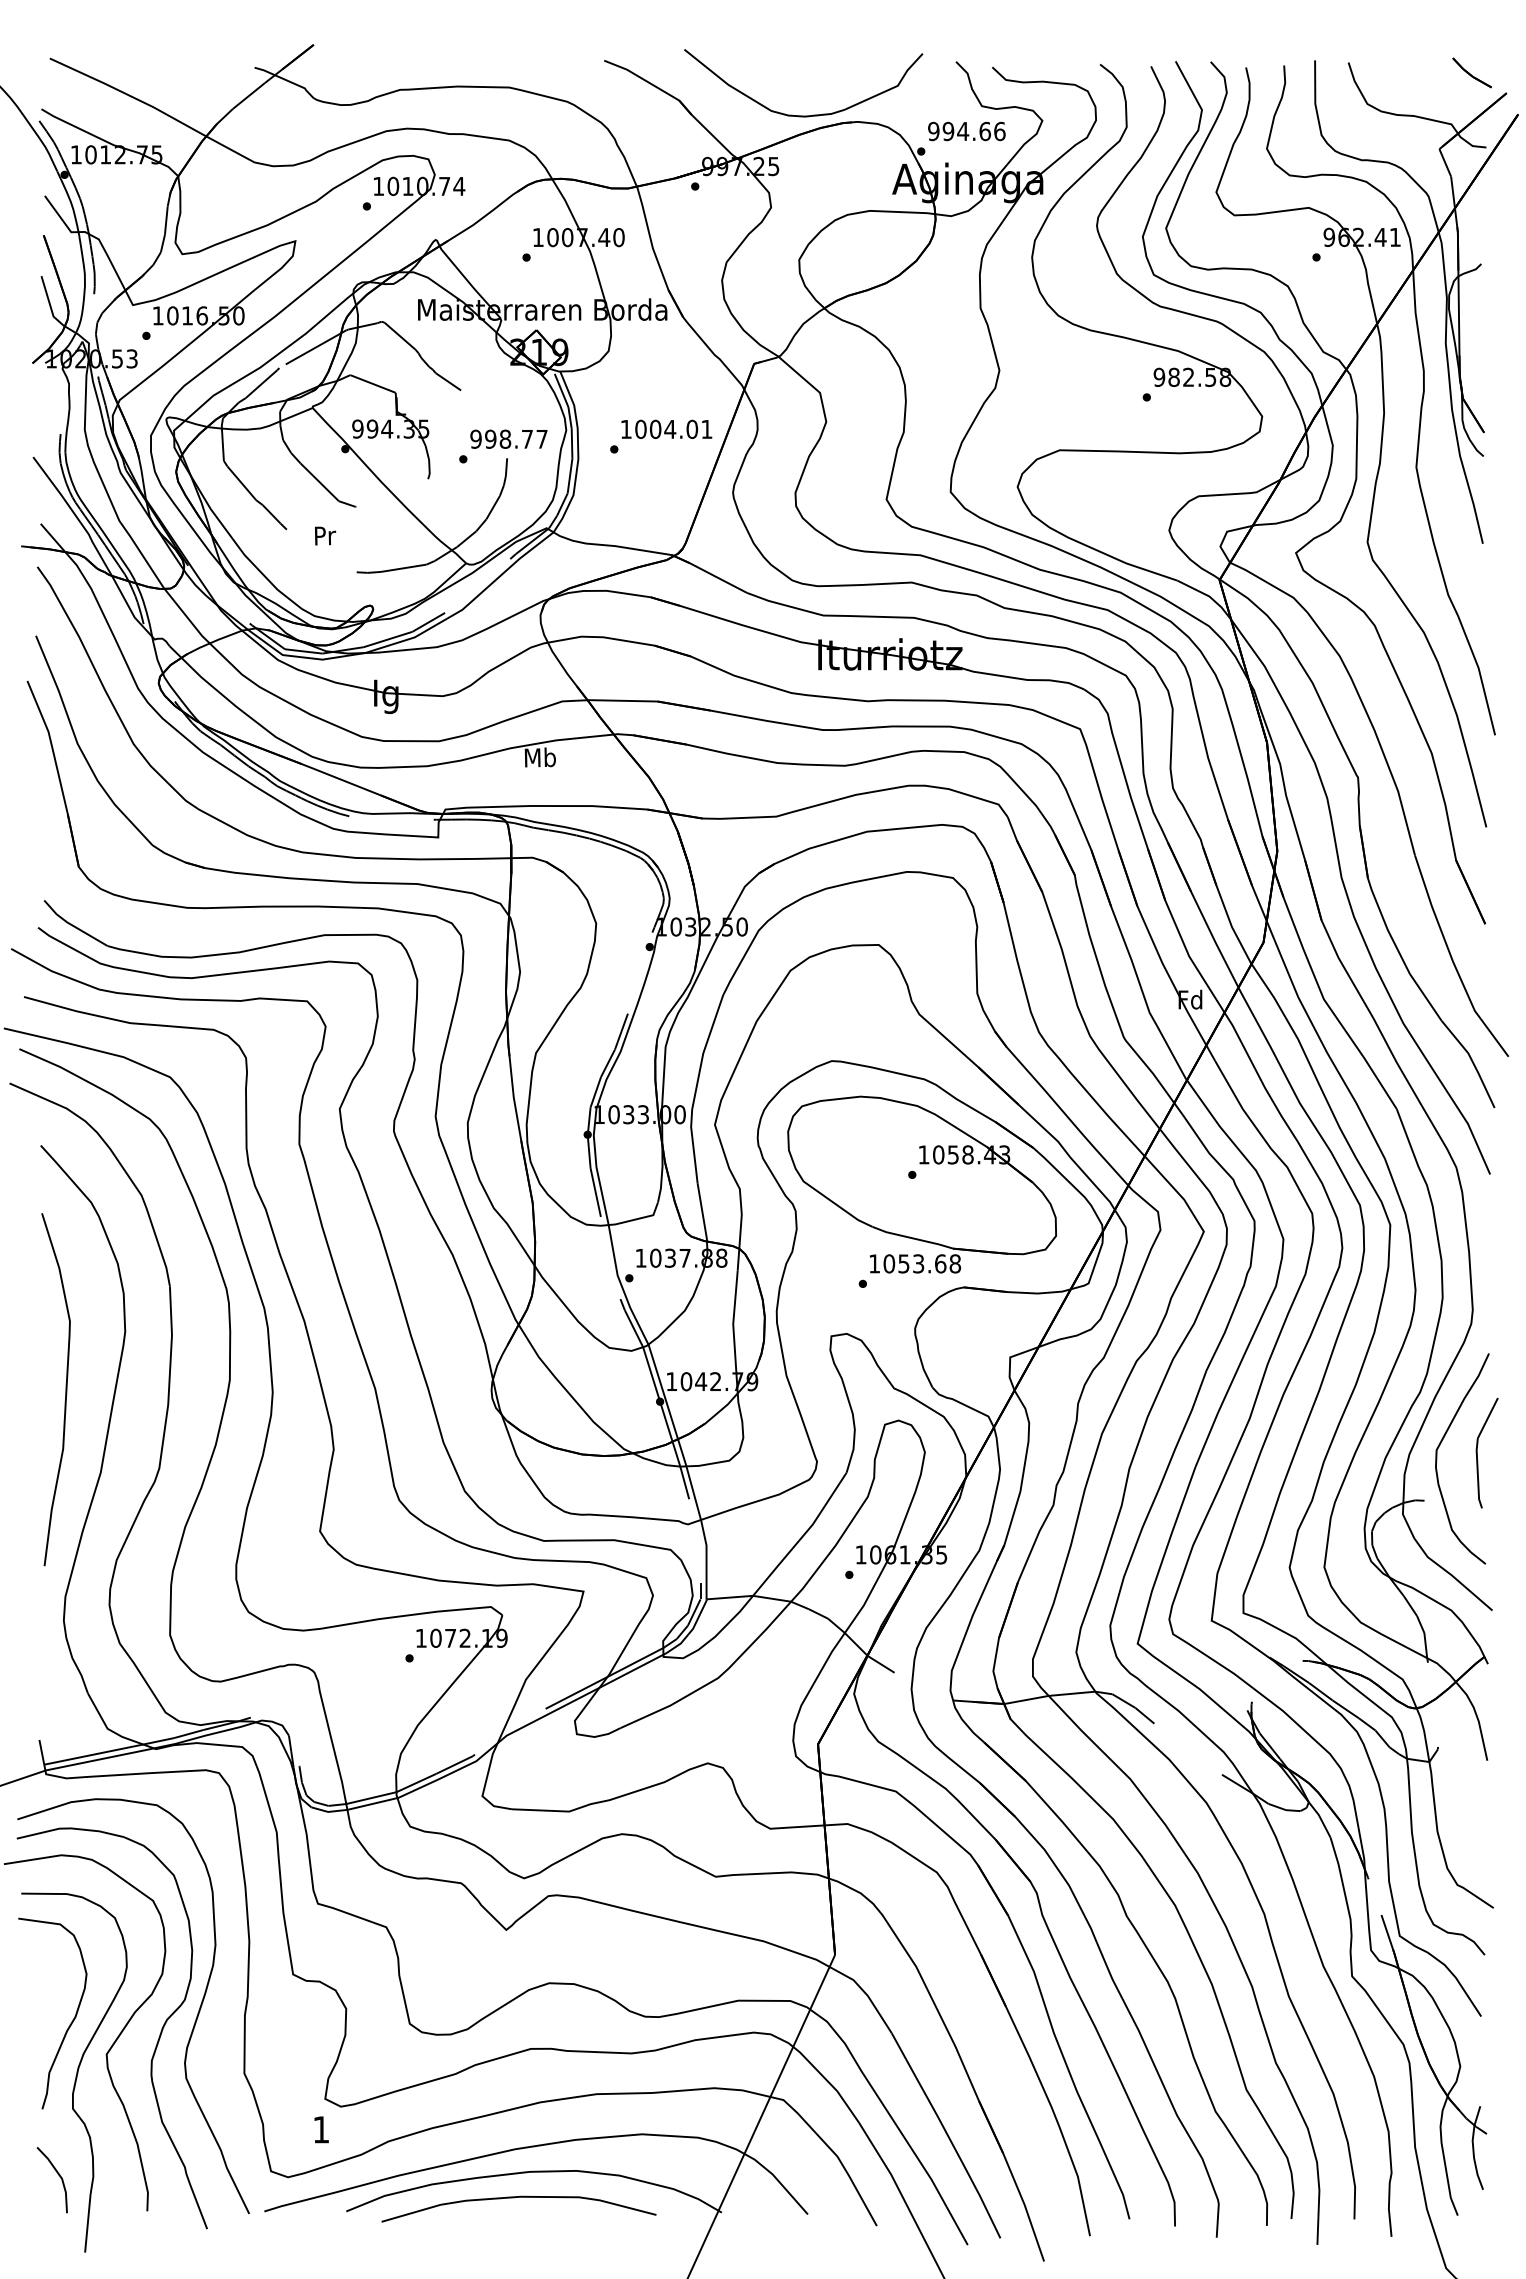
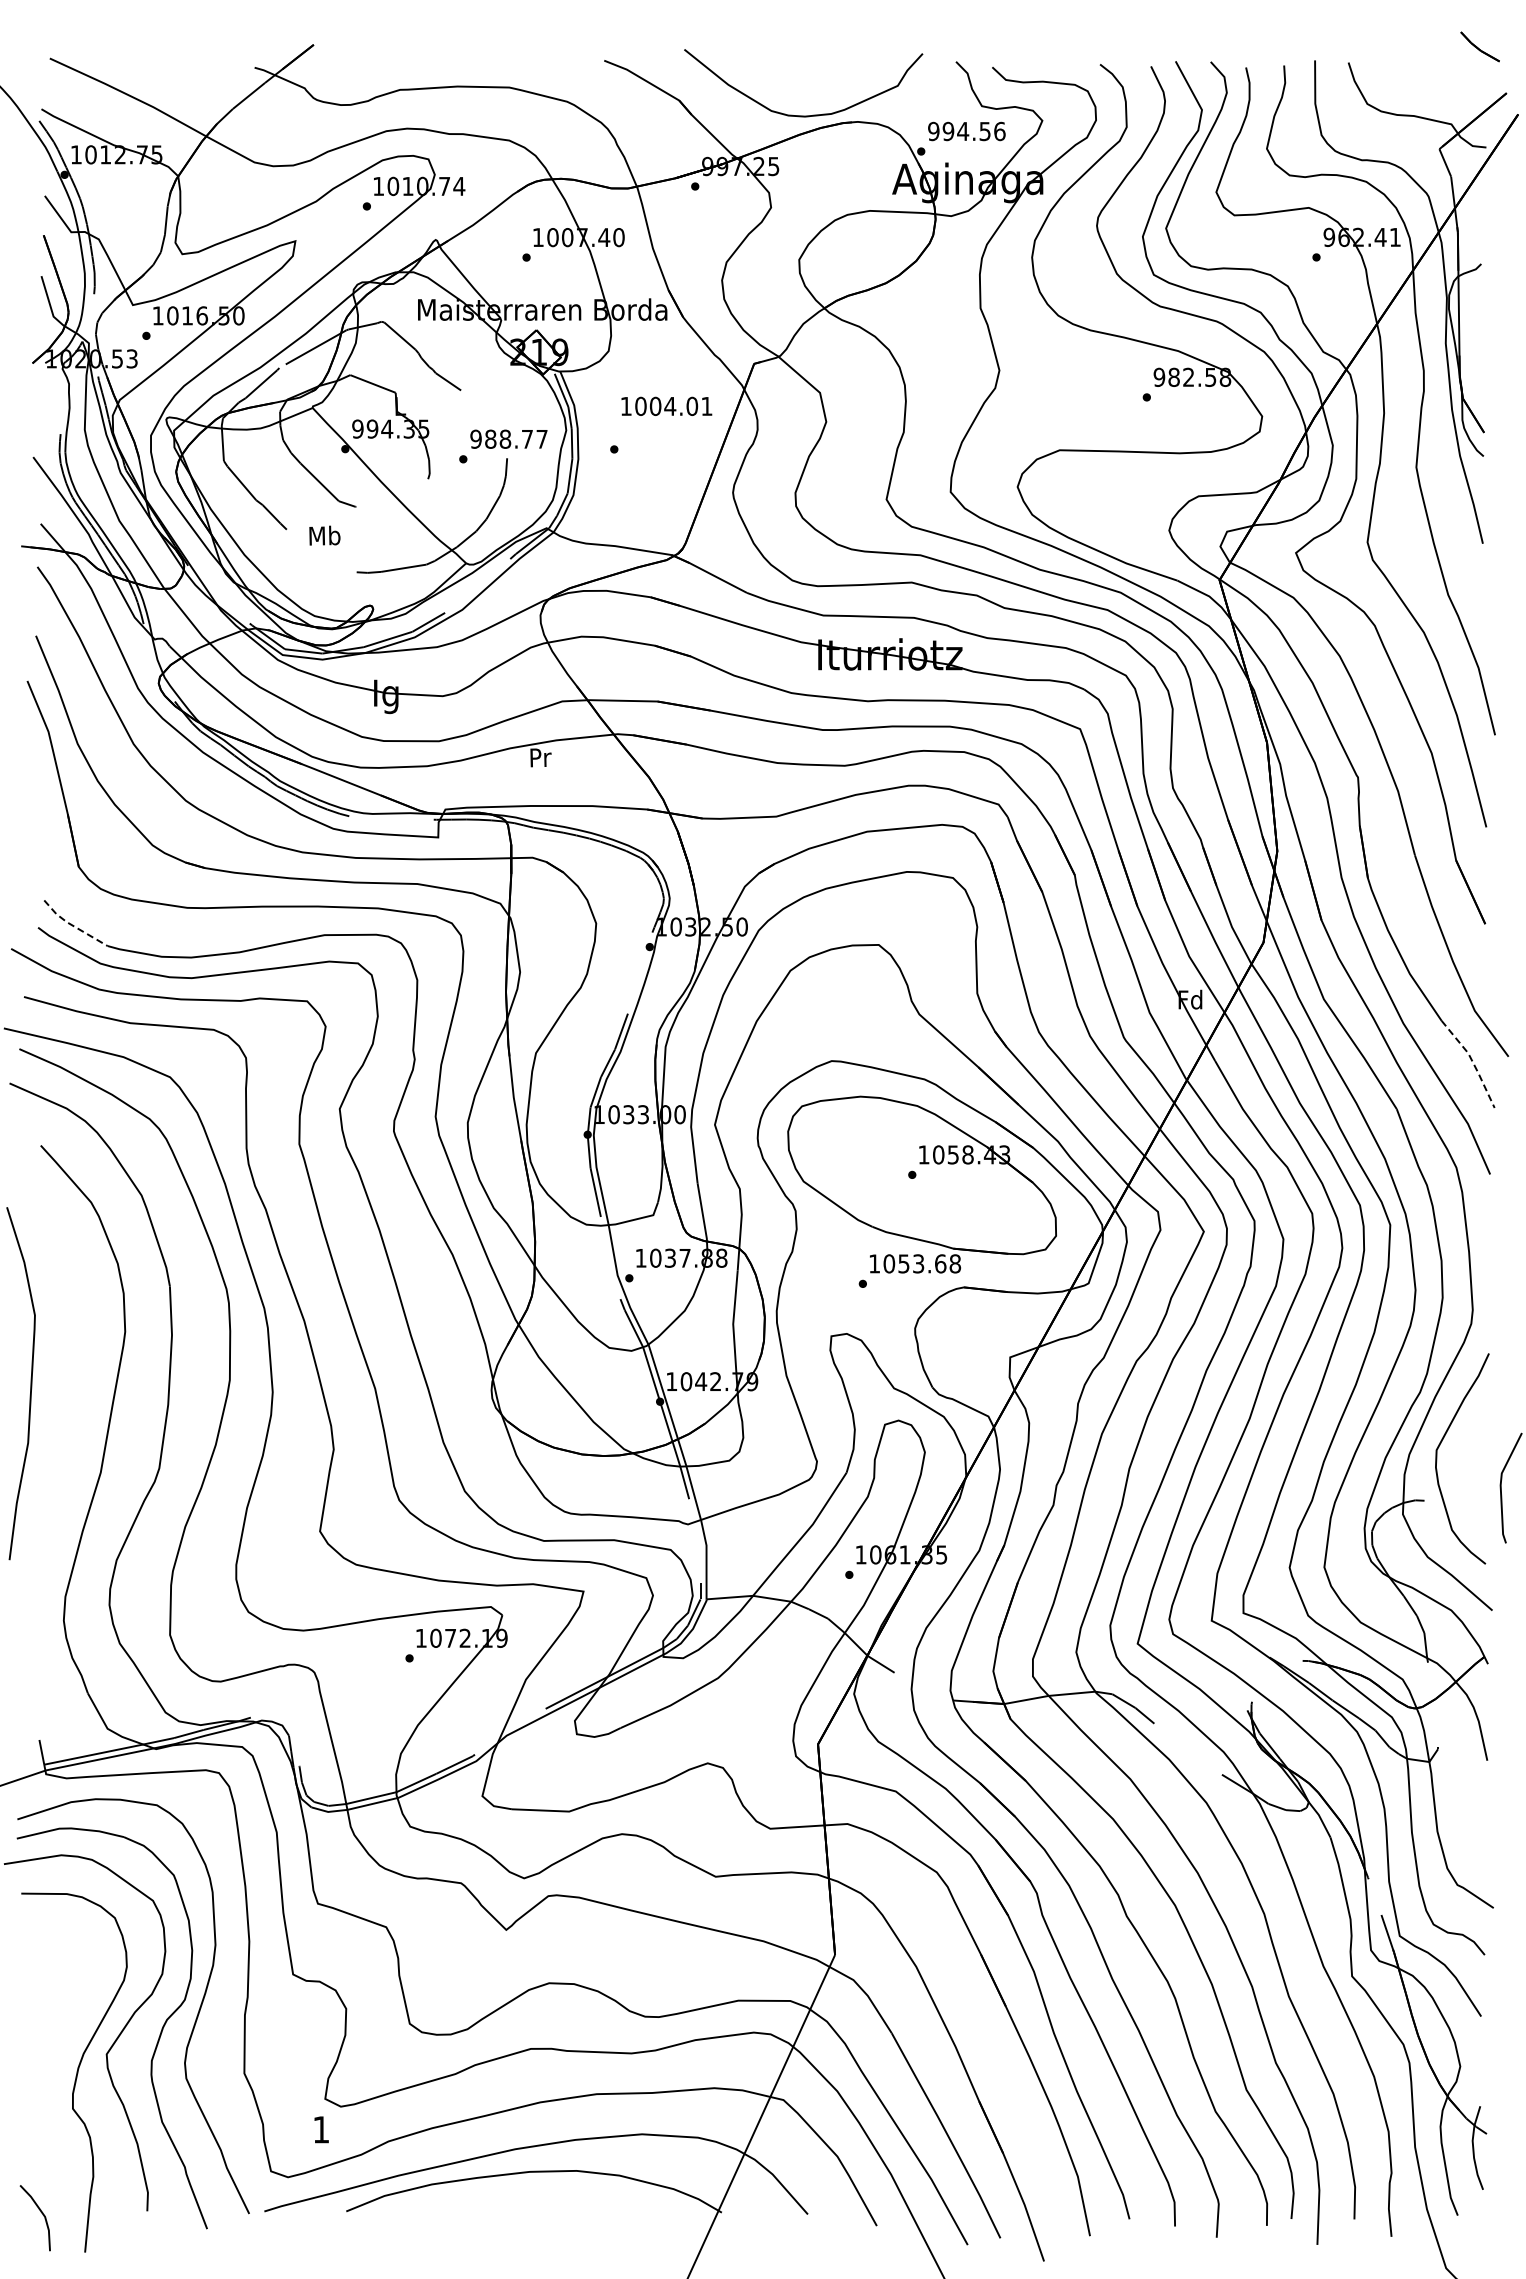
part position: (1471, 72) -> (1479, 46) (1479, 46)
text: 994.66 -> 994.56 (984, 131)
text position: (666, 428) -> (666, 405) (666, 405)
text: 998.77 -> 988.77 (490, 438)
text: Pr -> Mb (324, 535)
text: Mb -> Pr (539, 757)
line: solid -> dashed (72, 925)
line: solid -> dashed (1472, 1061)
curve position: (65, 1389) -> (30, 1383) (30, 1383)
line position: (1477, 1452) -> (1501, 1487) (1501, 1487)
curve: present -> none (69, 2024)
line position: (57, 2174) -> (40, 2212) (40, 2212)
curve: present -> none (514, 2198)
